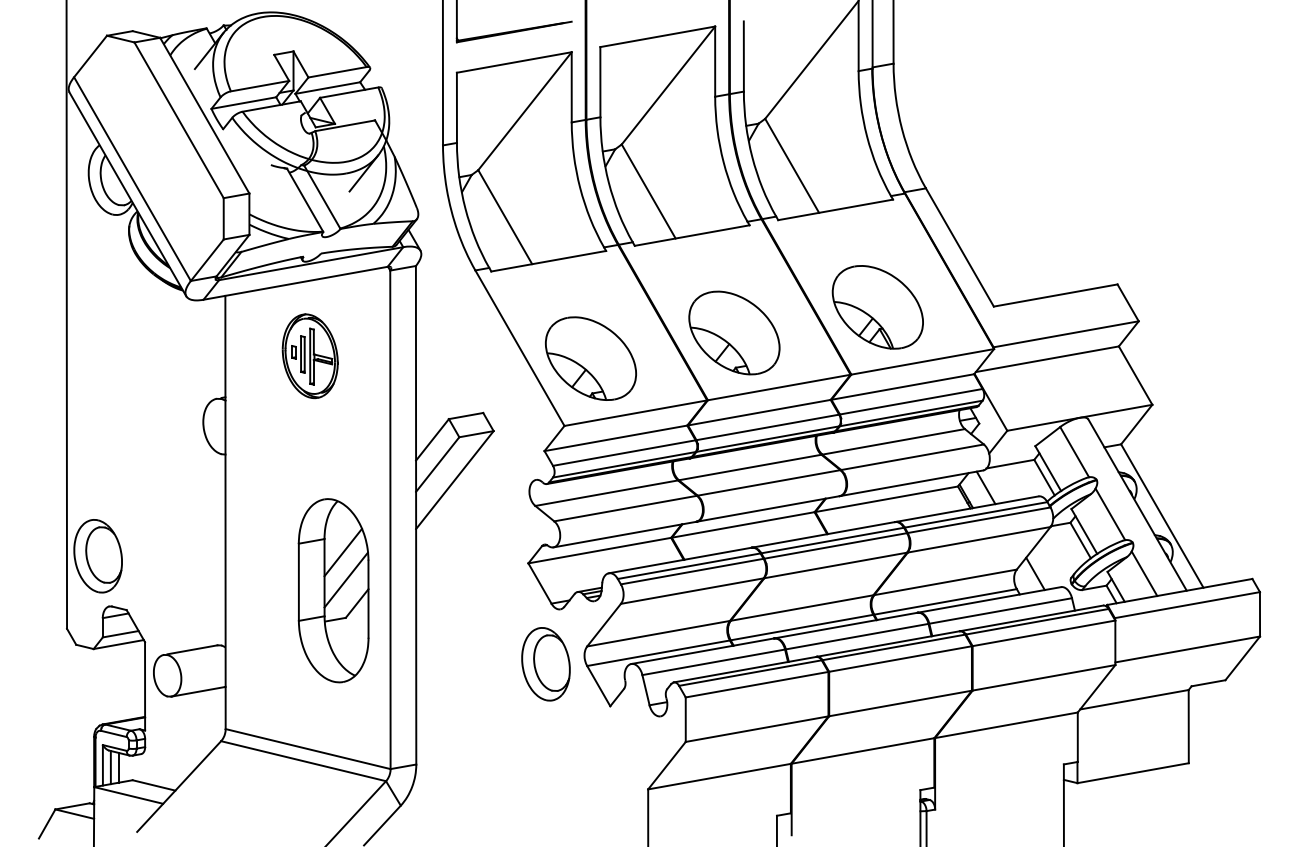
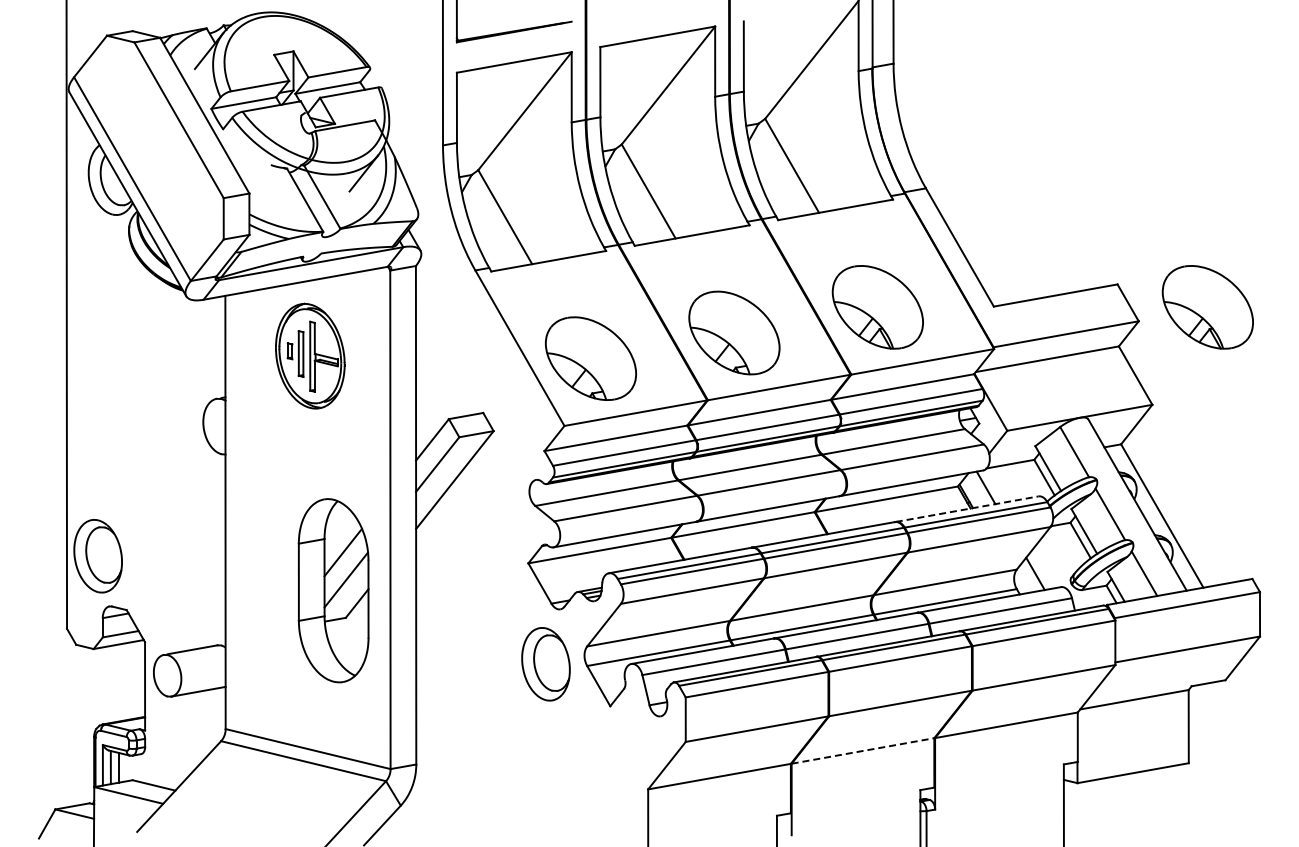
part: none -> present (1207, 307)
part size: 58x87 px -> 71x108 px (310, 355)
line: solid -> dashed (967, 509)
line: solid -> dashed (863, 750)
